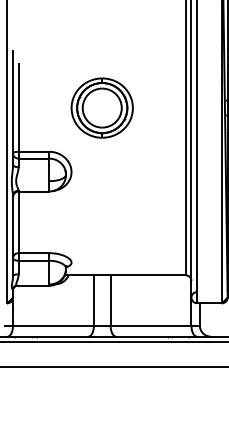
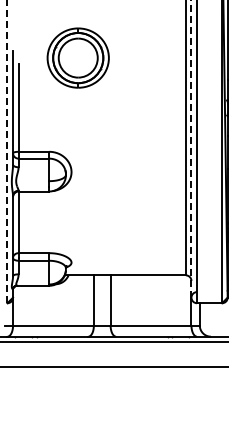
part position: (101, 107) -> (77, 57) (77, 57)
line: solid -> dashed (191, 149)
line: solid -> dashed (7, 151)
